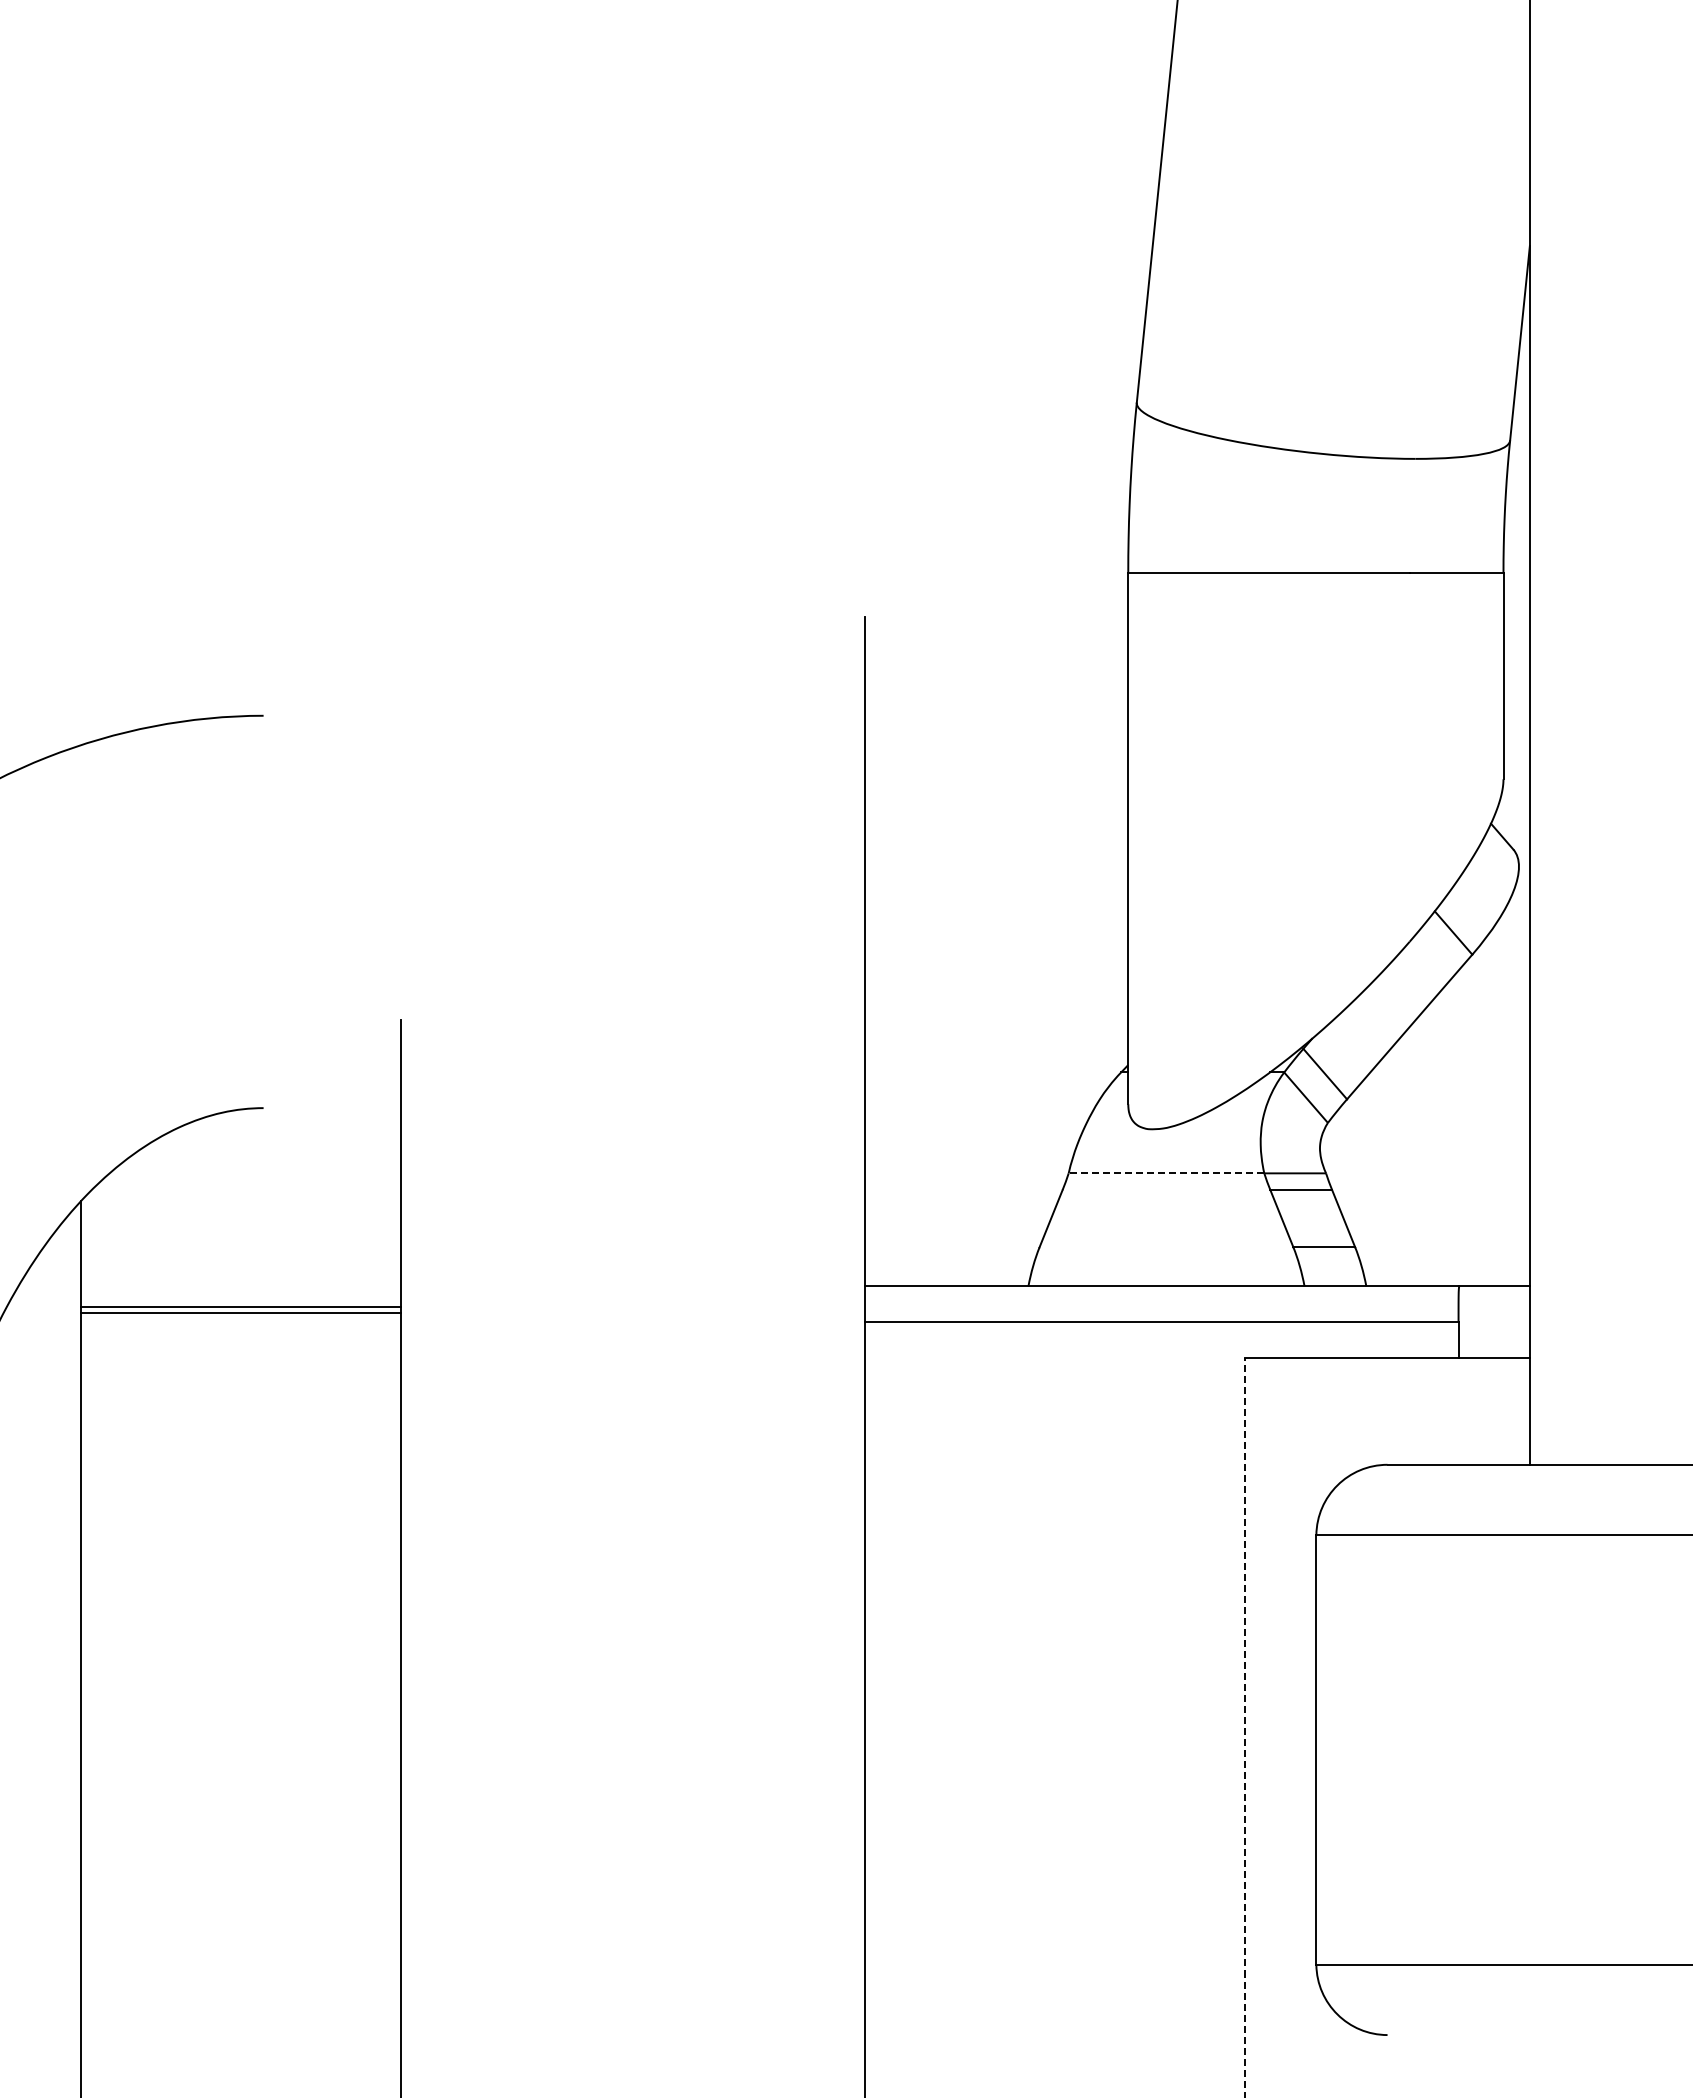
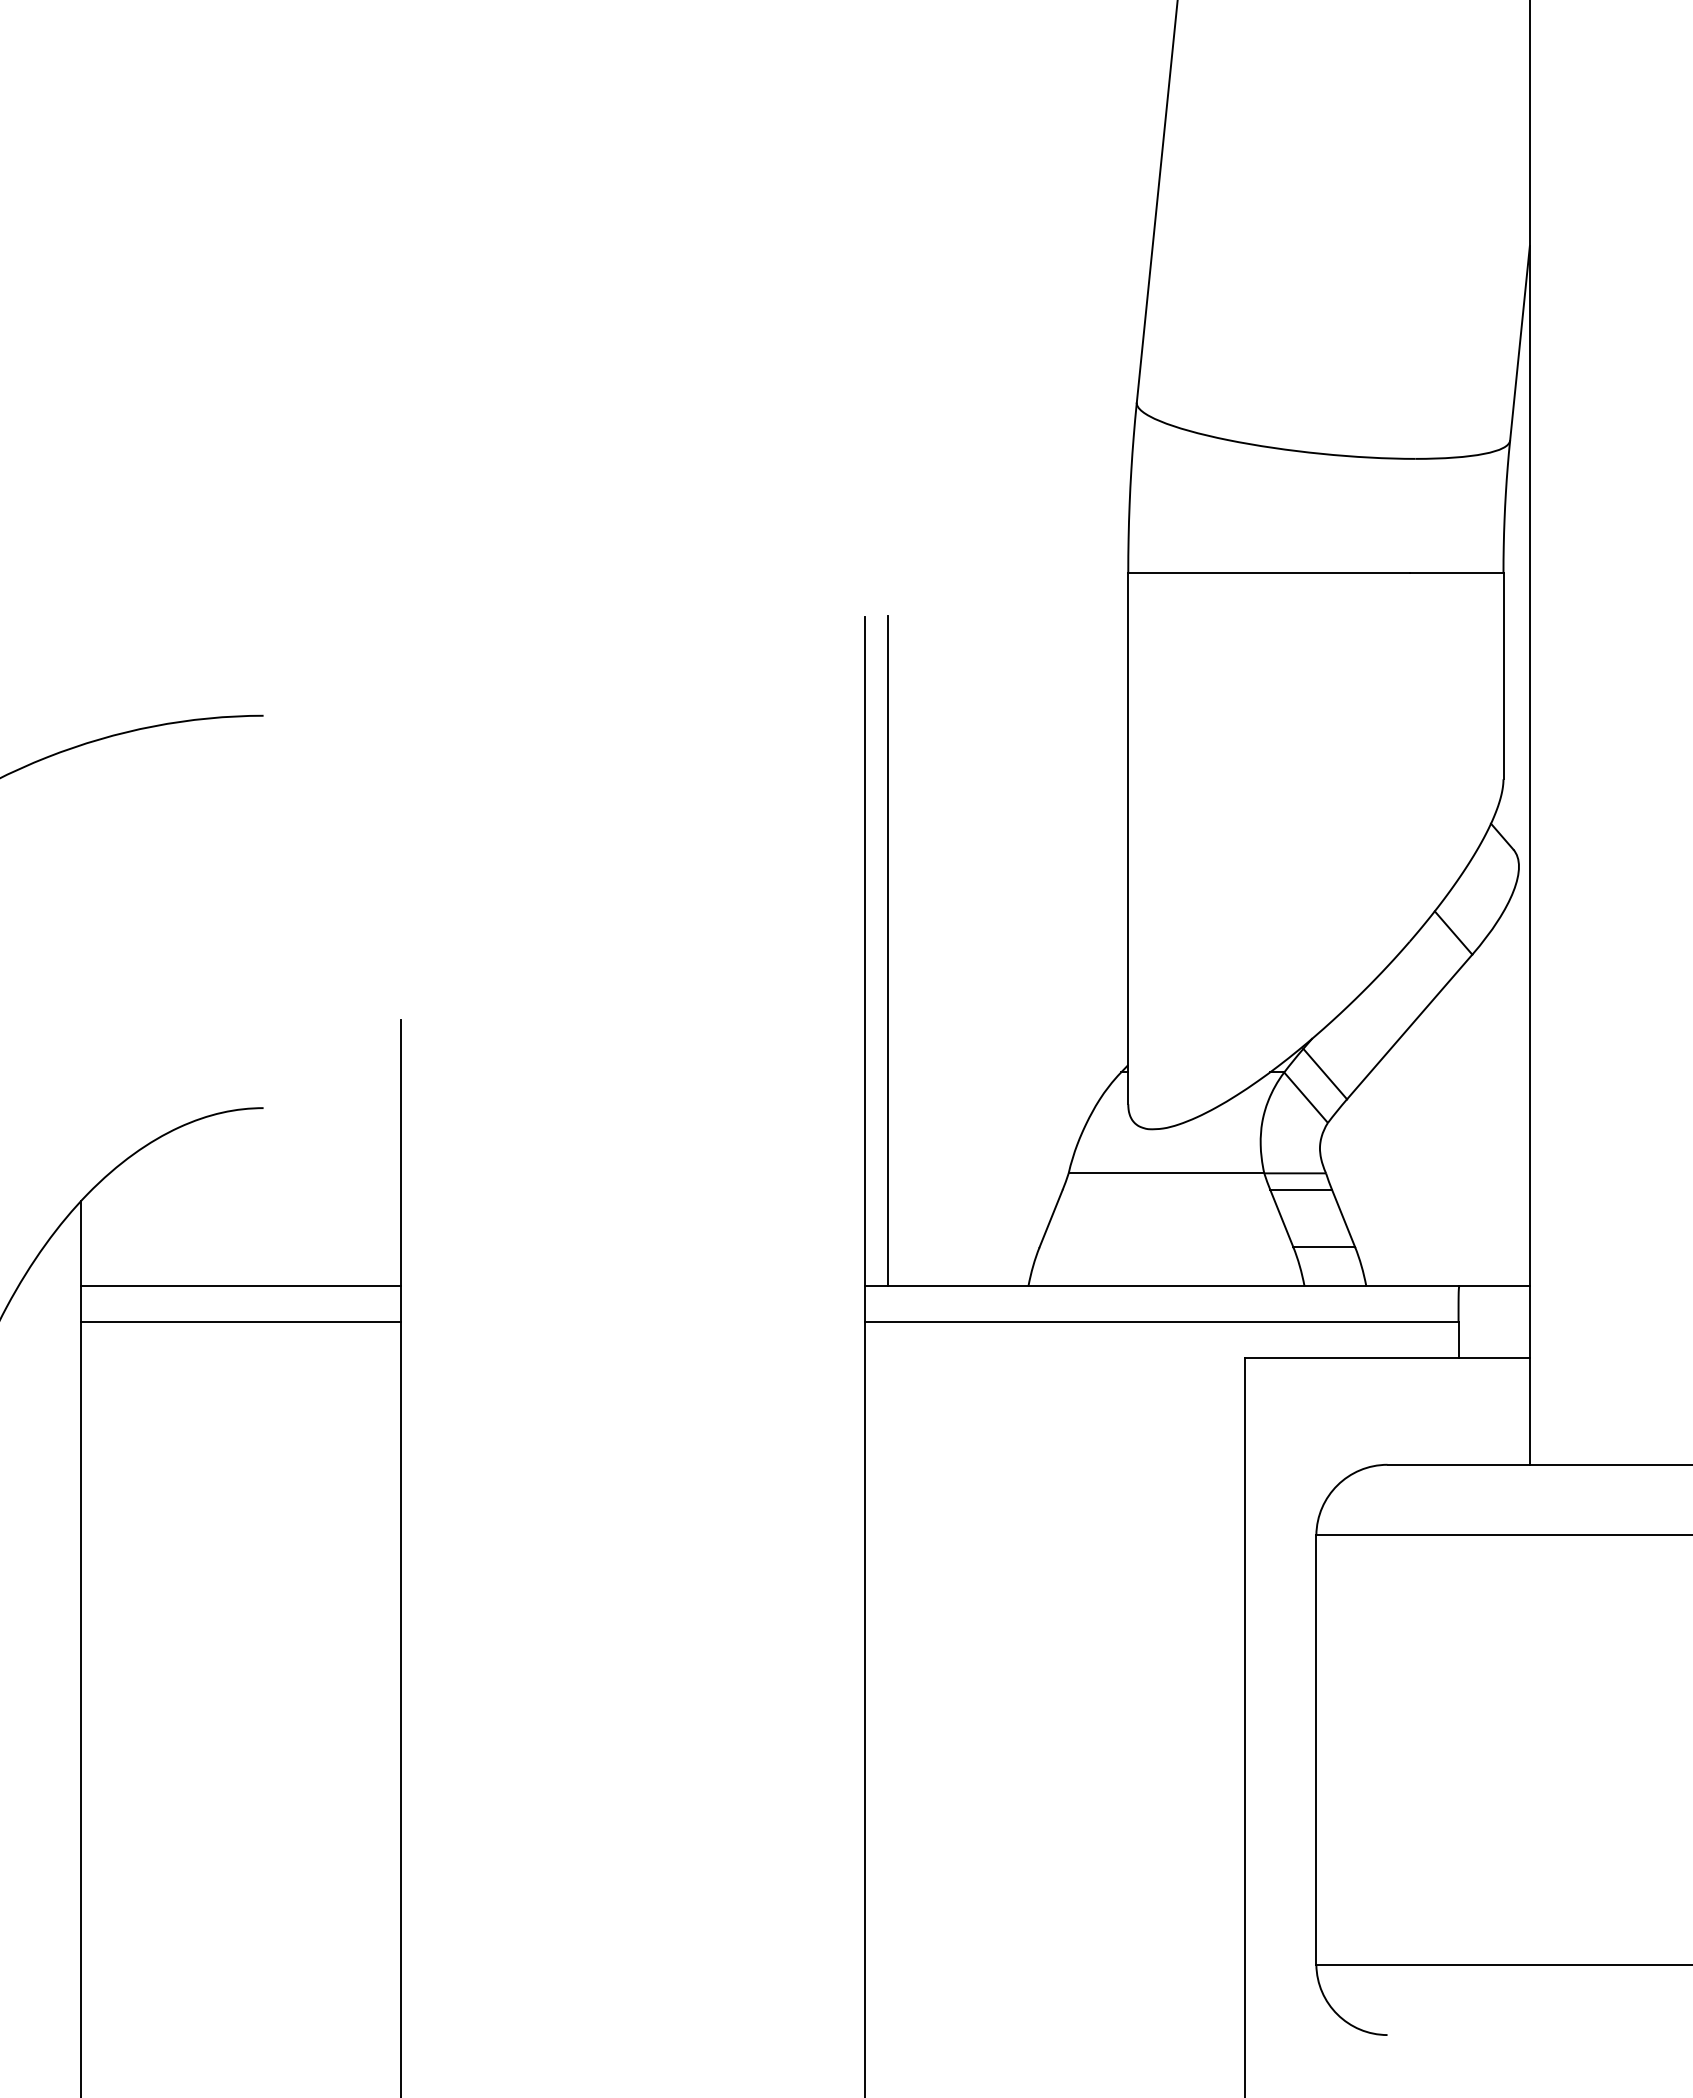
line: none -> present (887, 950)
line: dashed -> solid (1166, 1173)
line position: (240, 1307) -> (240, 1322) (240, 1322)
line position: (240, 1313) -> (240, 1286) (240, 1286)
line: dashed -> solid (1244, 1727)
